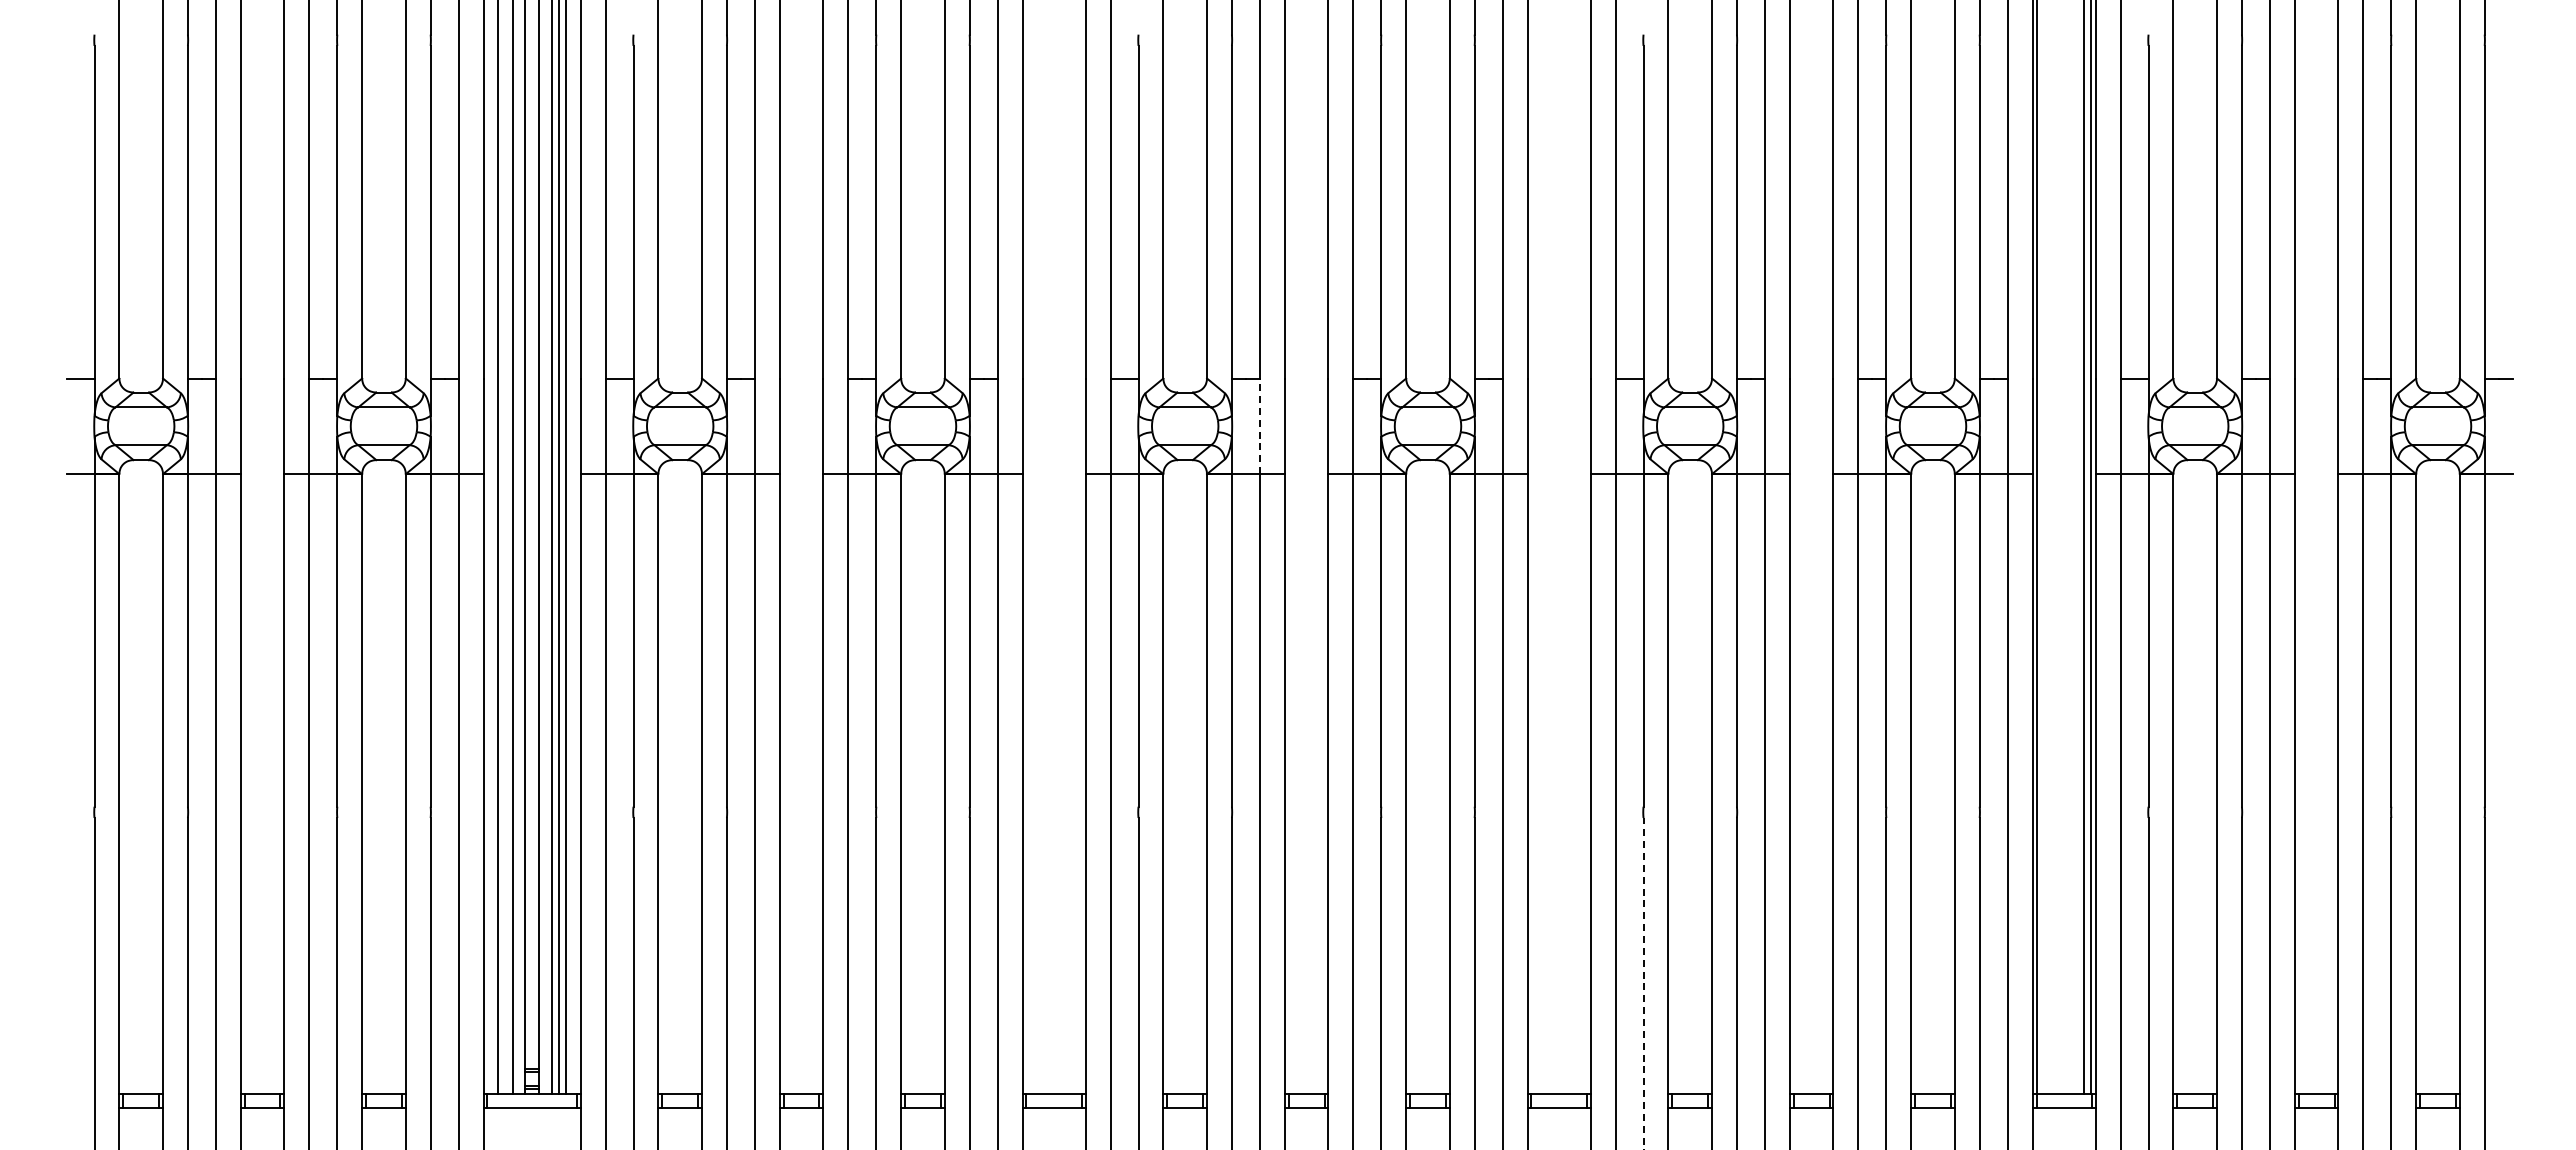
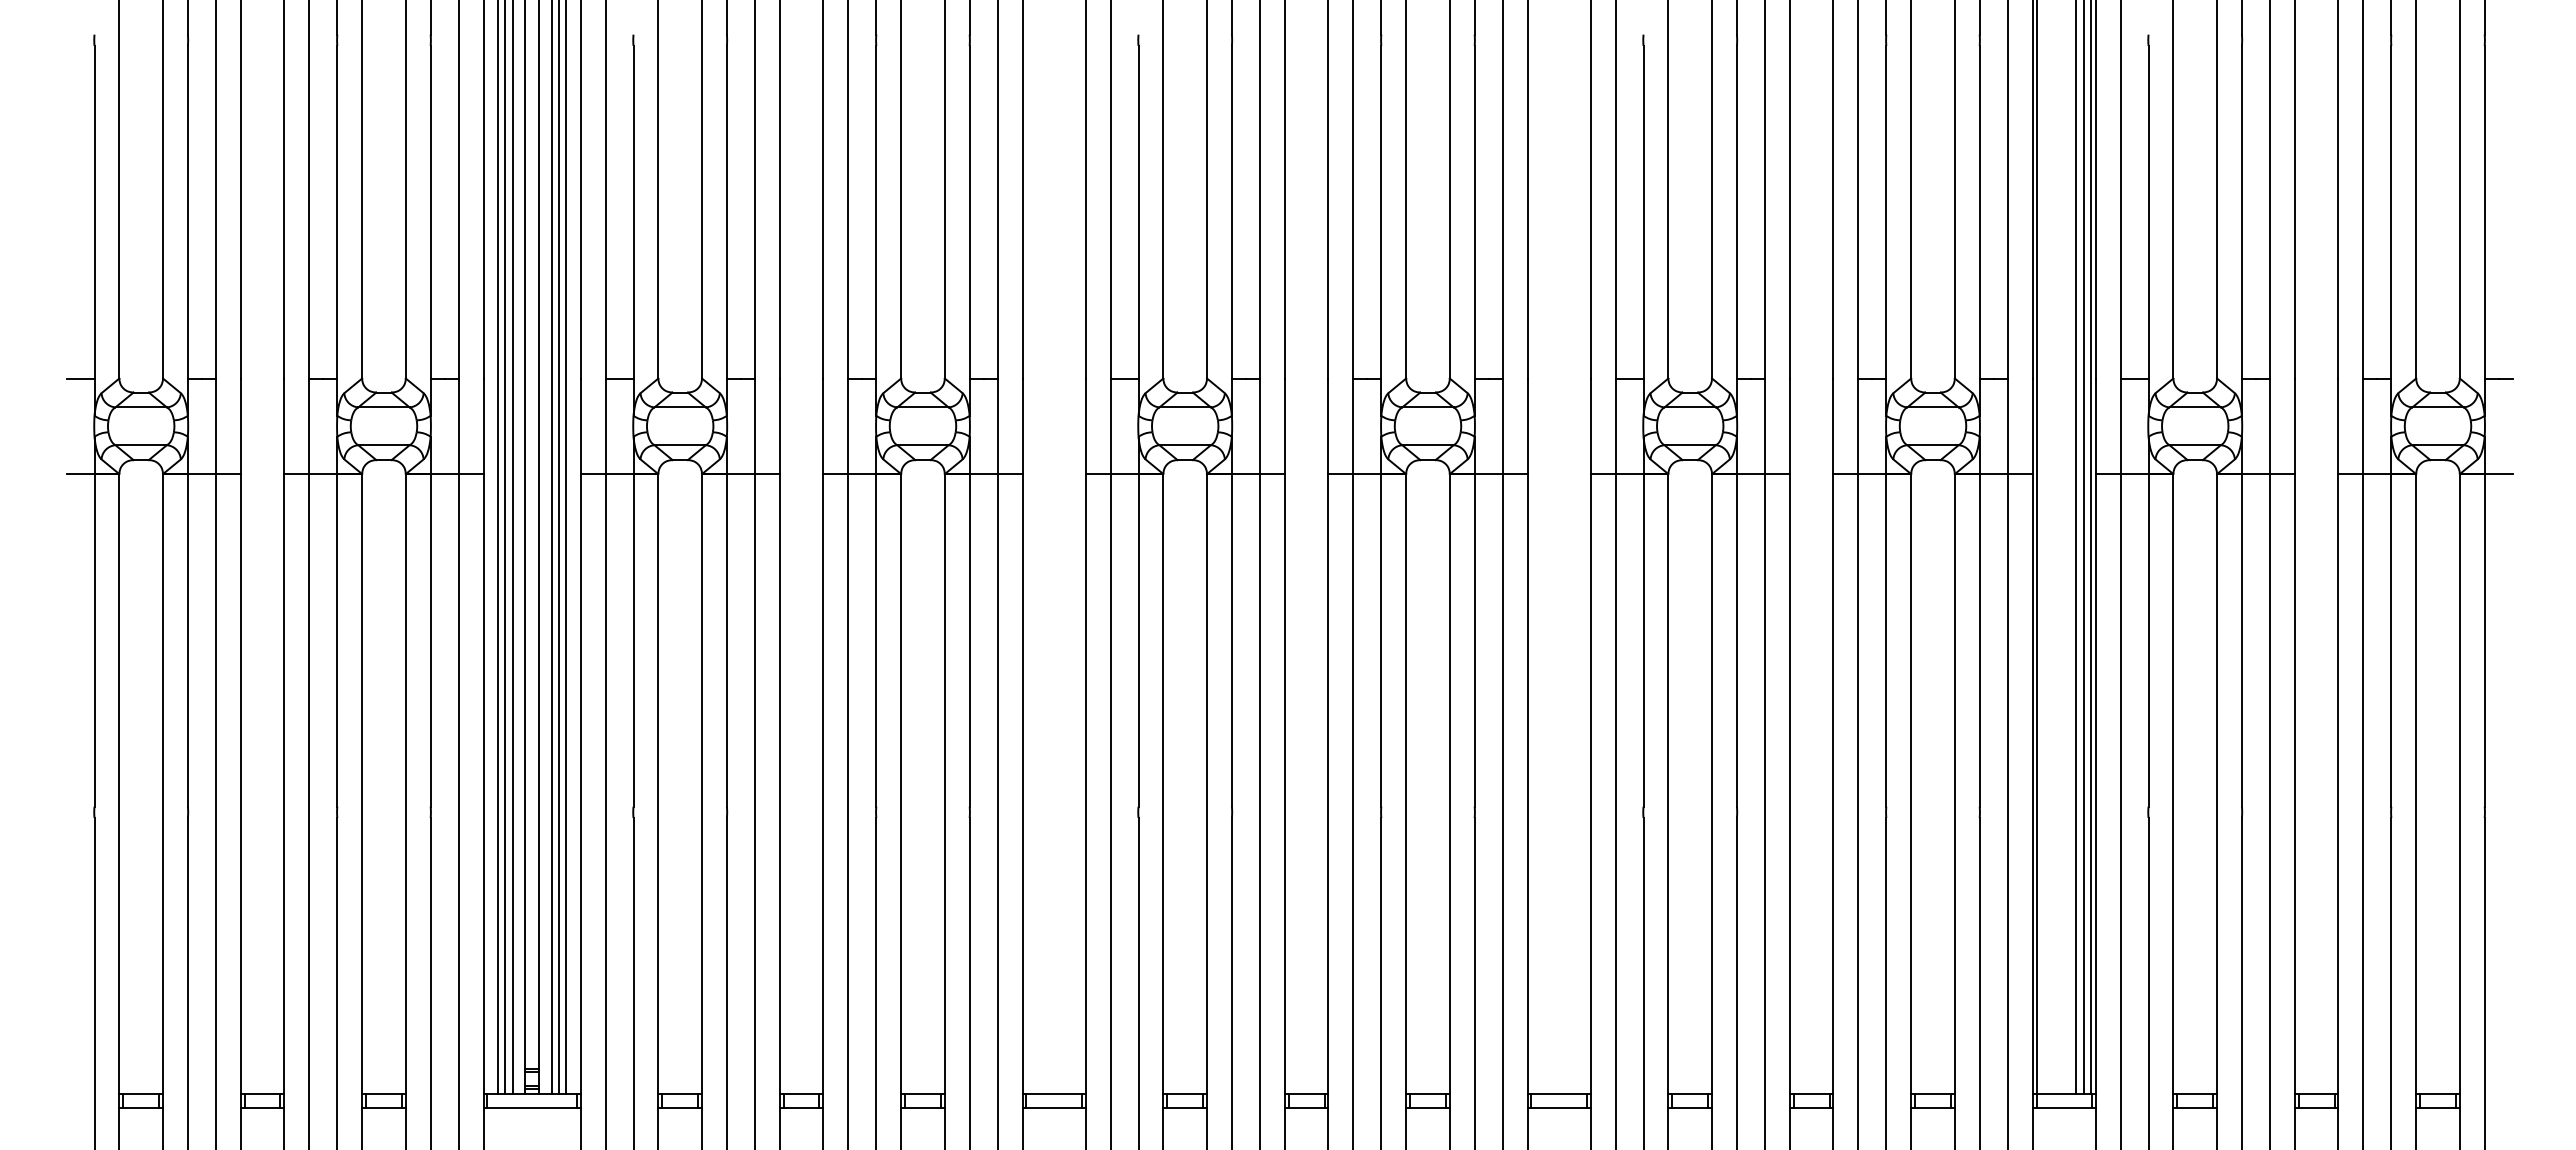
line: dashed -> solid (1259, 426)
line: none -> present (505, 547)
line: none -> present (2076, 547)
line: dashed -> solid (1643, 983)
